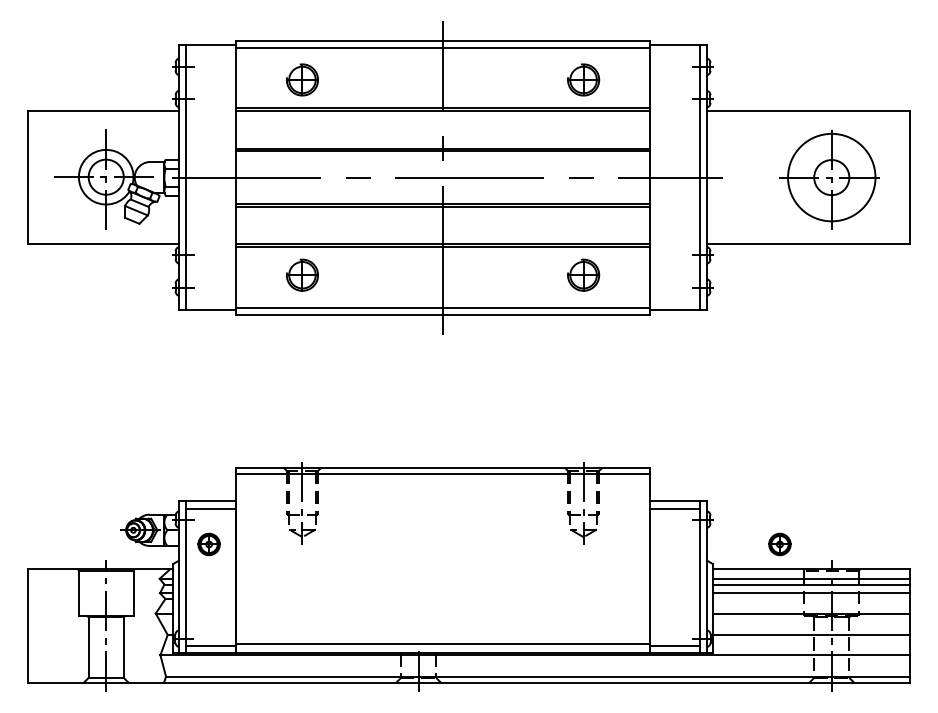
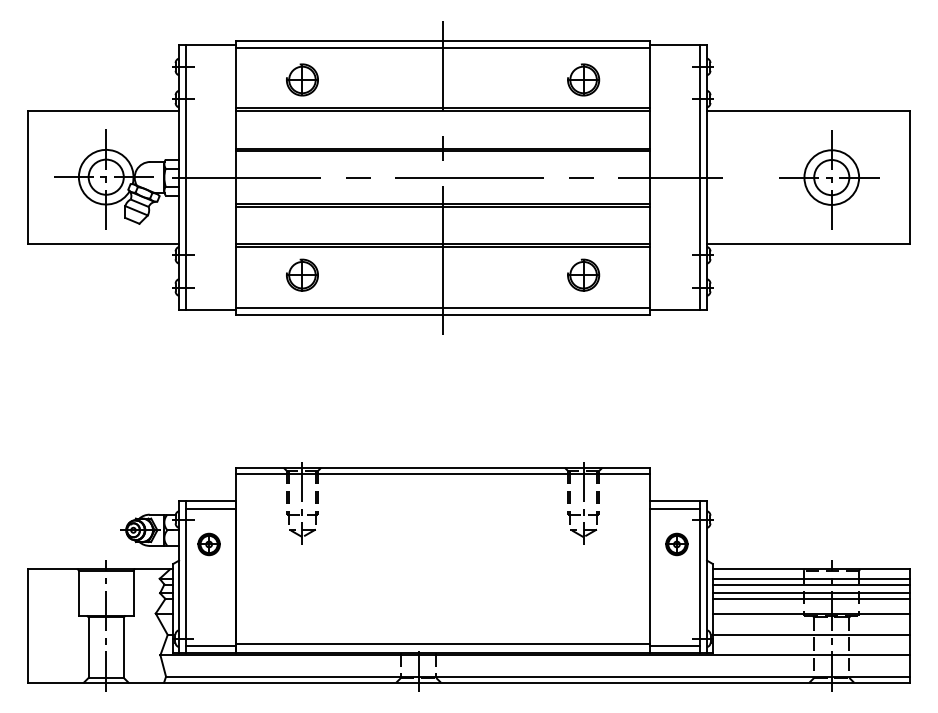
circle diameter: 87 px -> 55 px (831, 177)
part position: (779, 544) -> (676, 544) (676, 544)
line: none -> present (810, 598)
